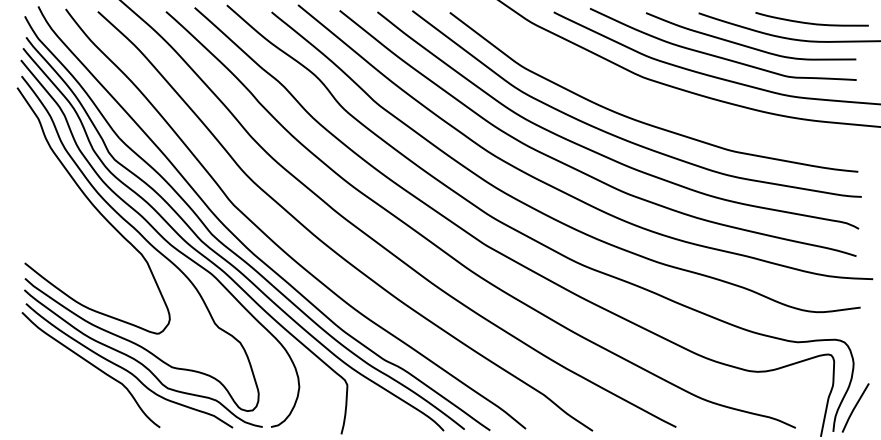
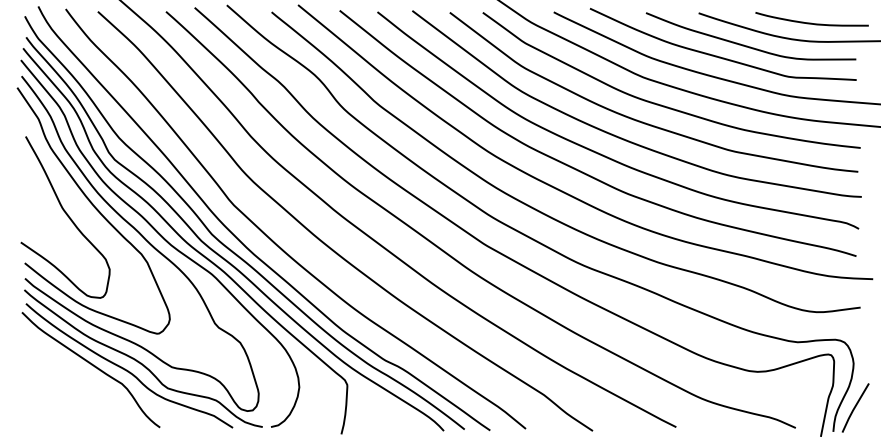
curve: none -> present (664, 105)
curve: none -> present (66, 215)
